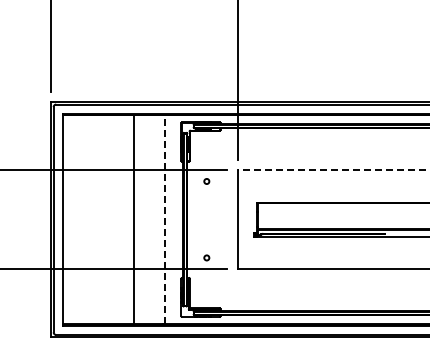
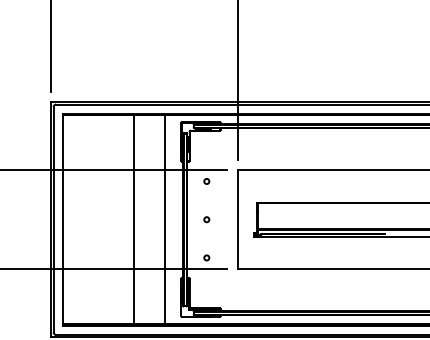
line: dashed -> solid (333, 170)
line: dashed -> solid (164, 219)
circle: none -> present (206, 219)
